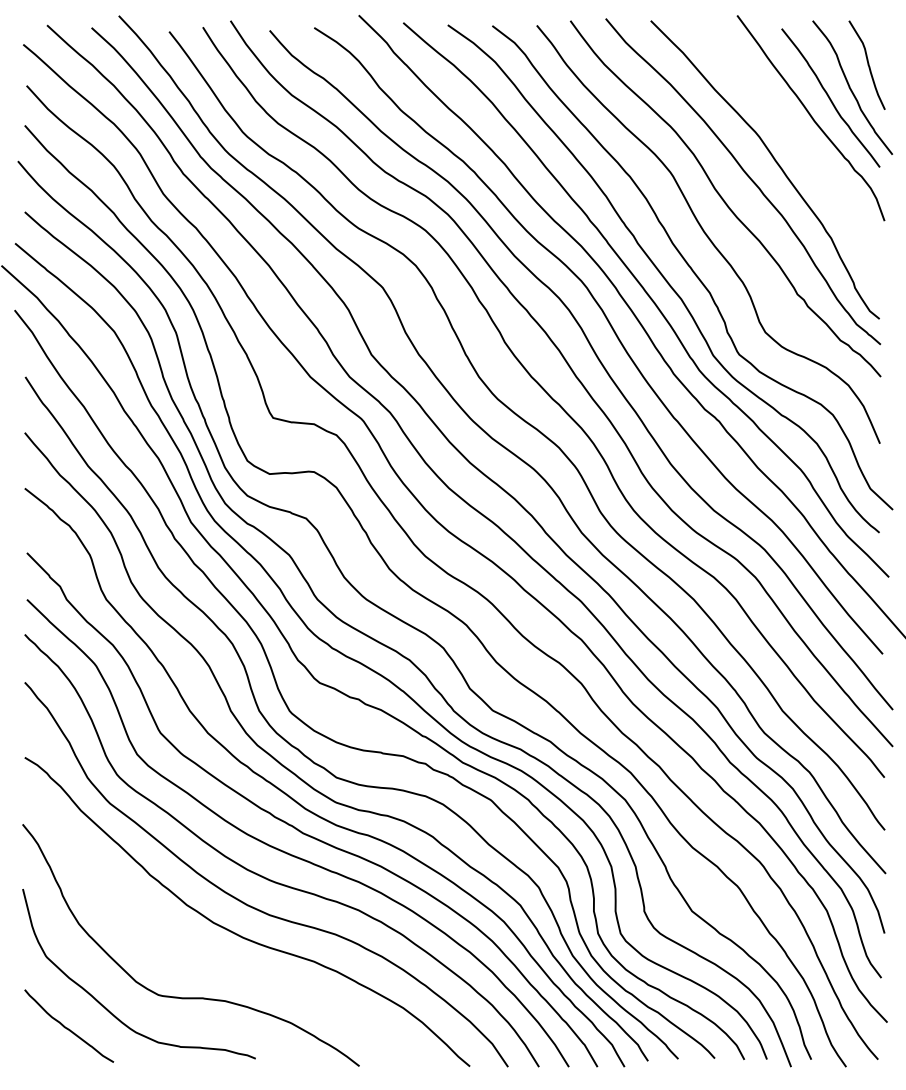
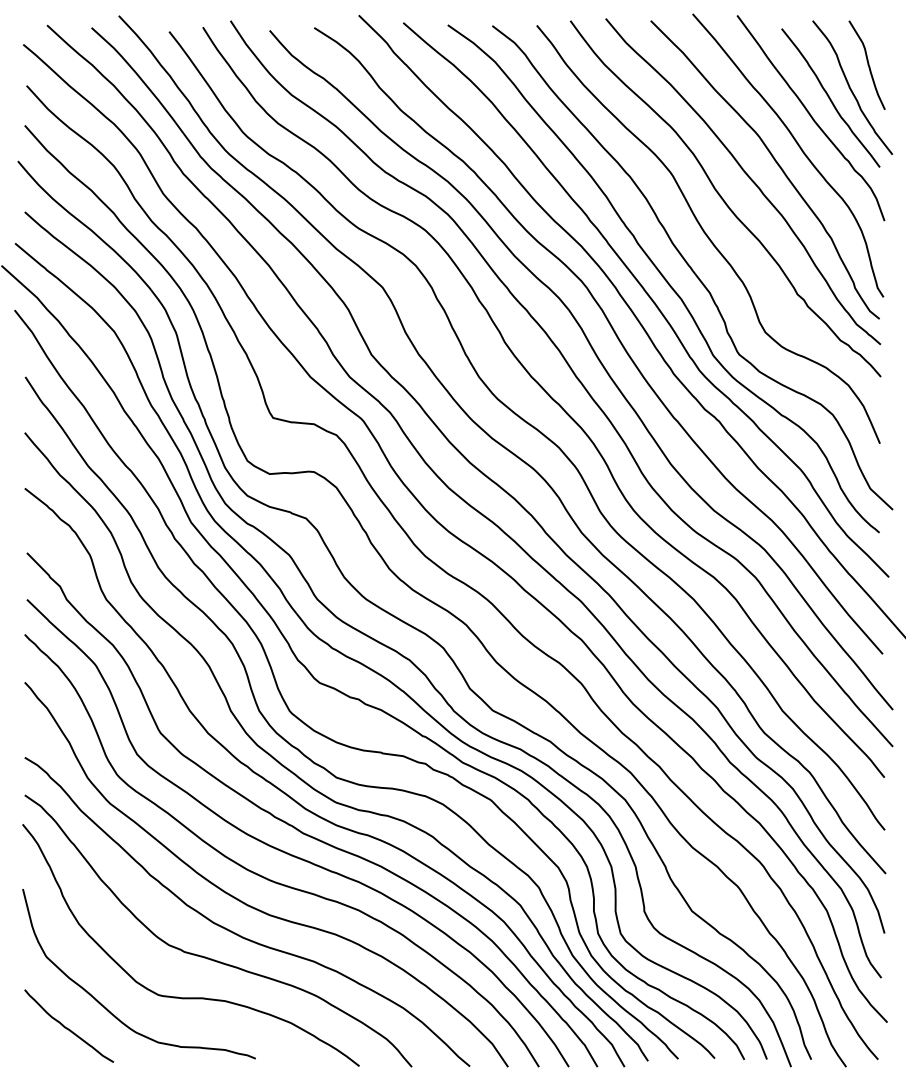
curve: none -> present (799, 148)
curve: none -> present (208, 957)
